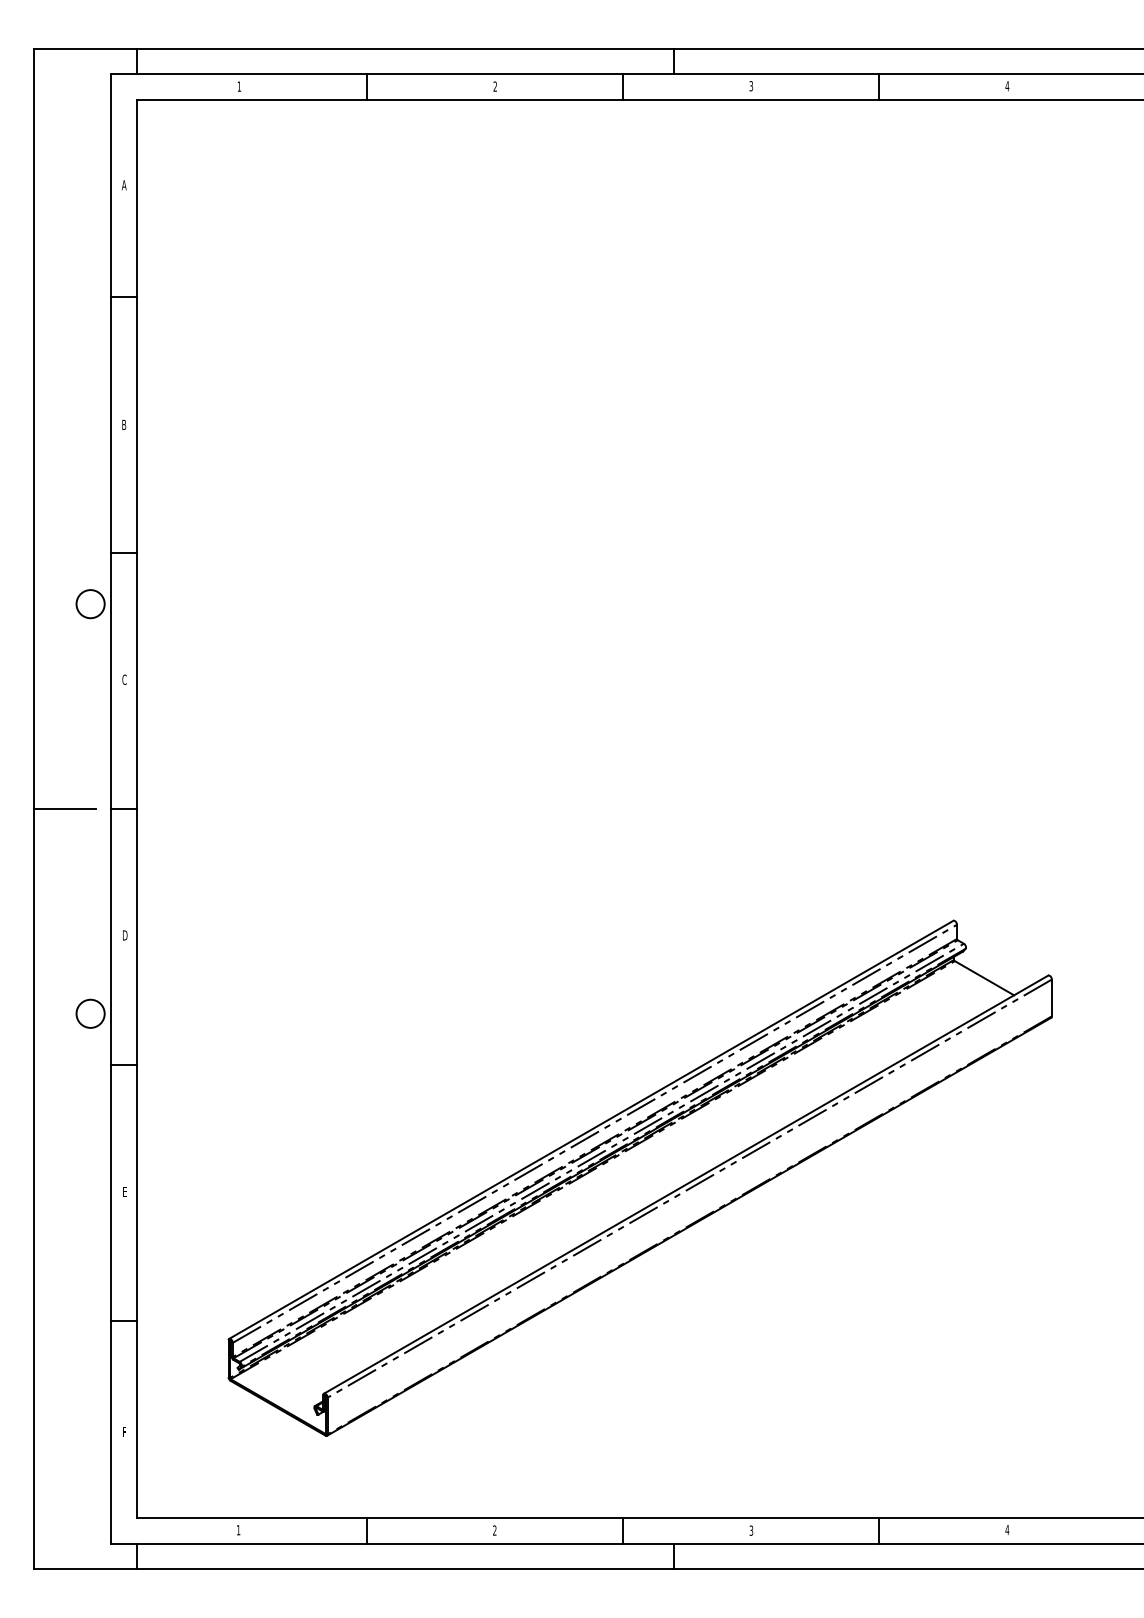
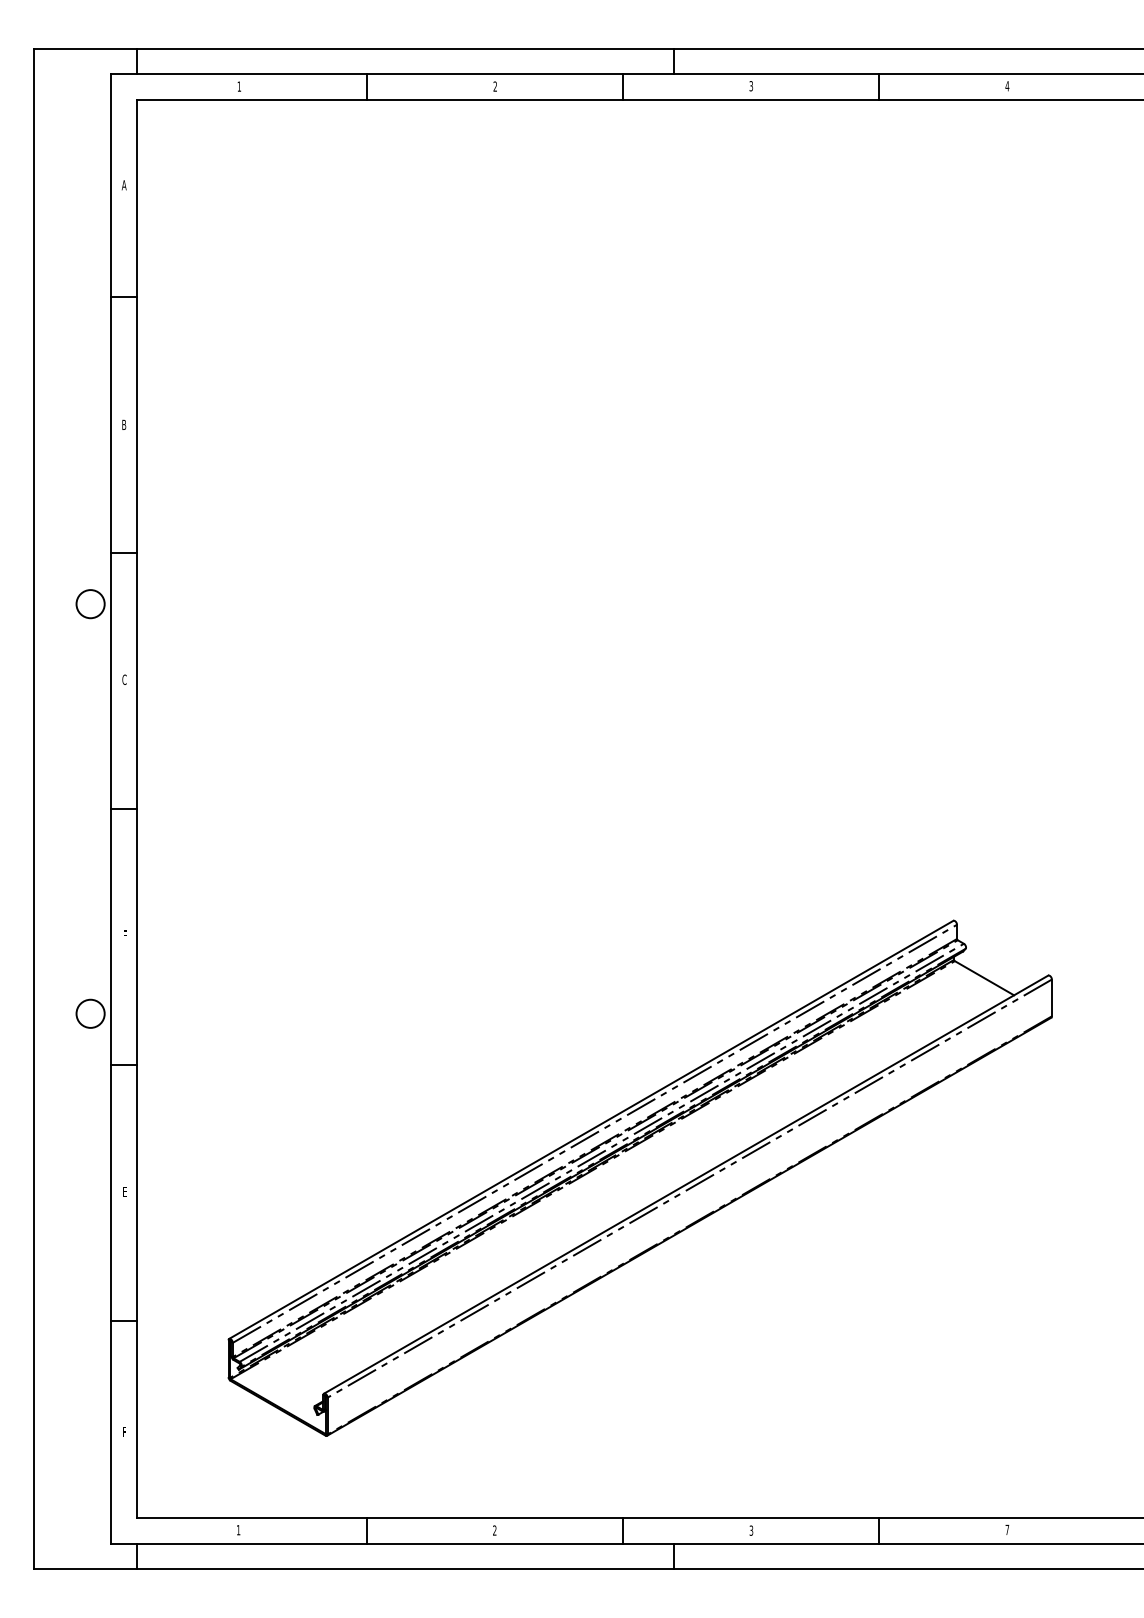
line: present -> none (64, 809)
text: D -> F (125, 935)
text: 4 -> 7 (1007, 1529)
